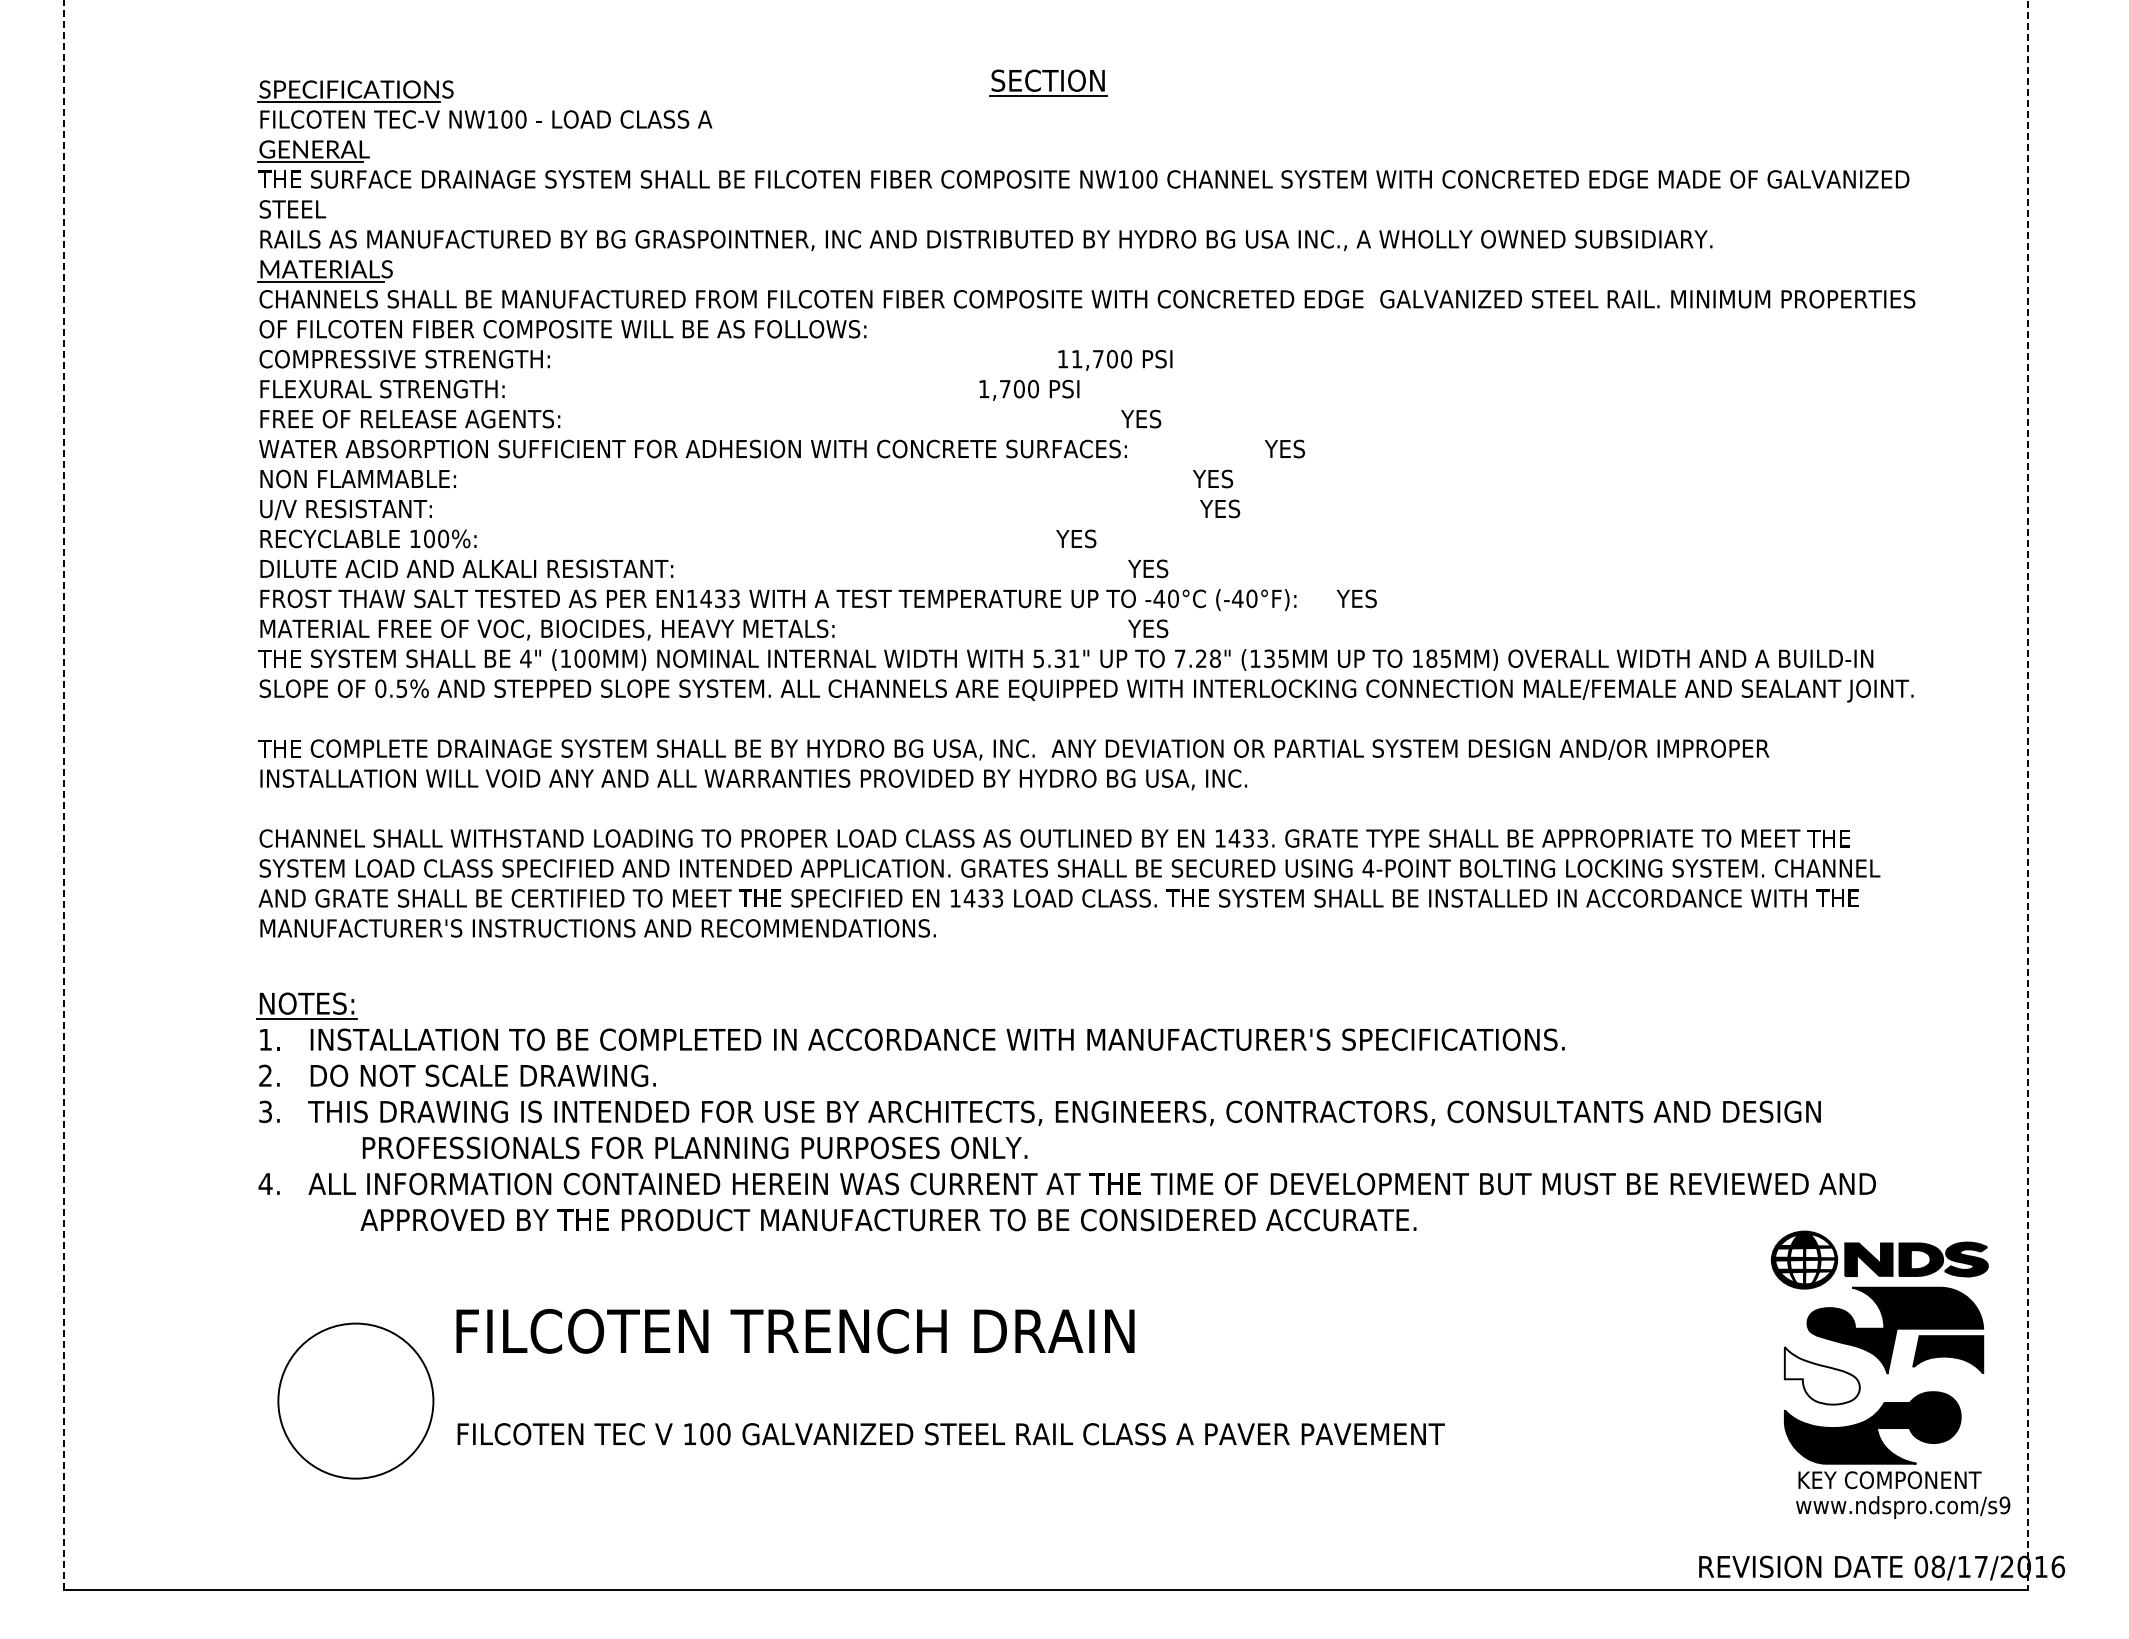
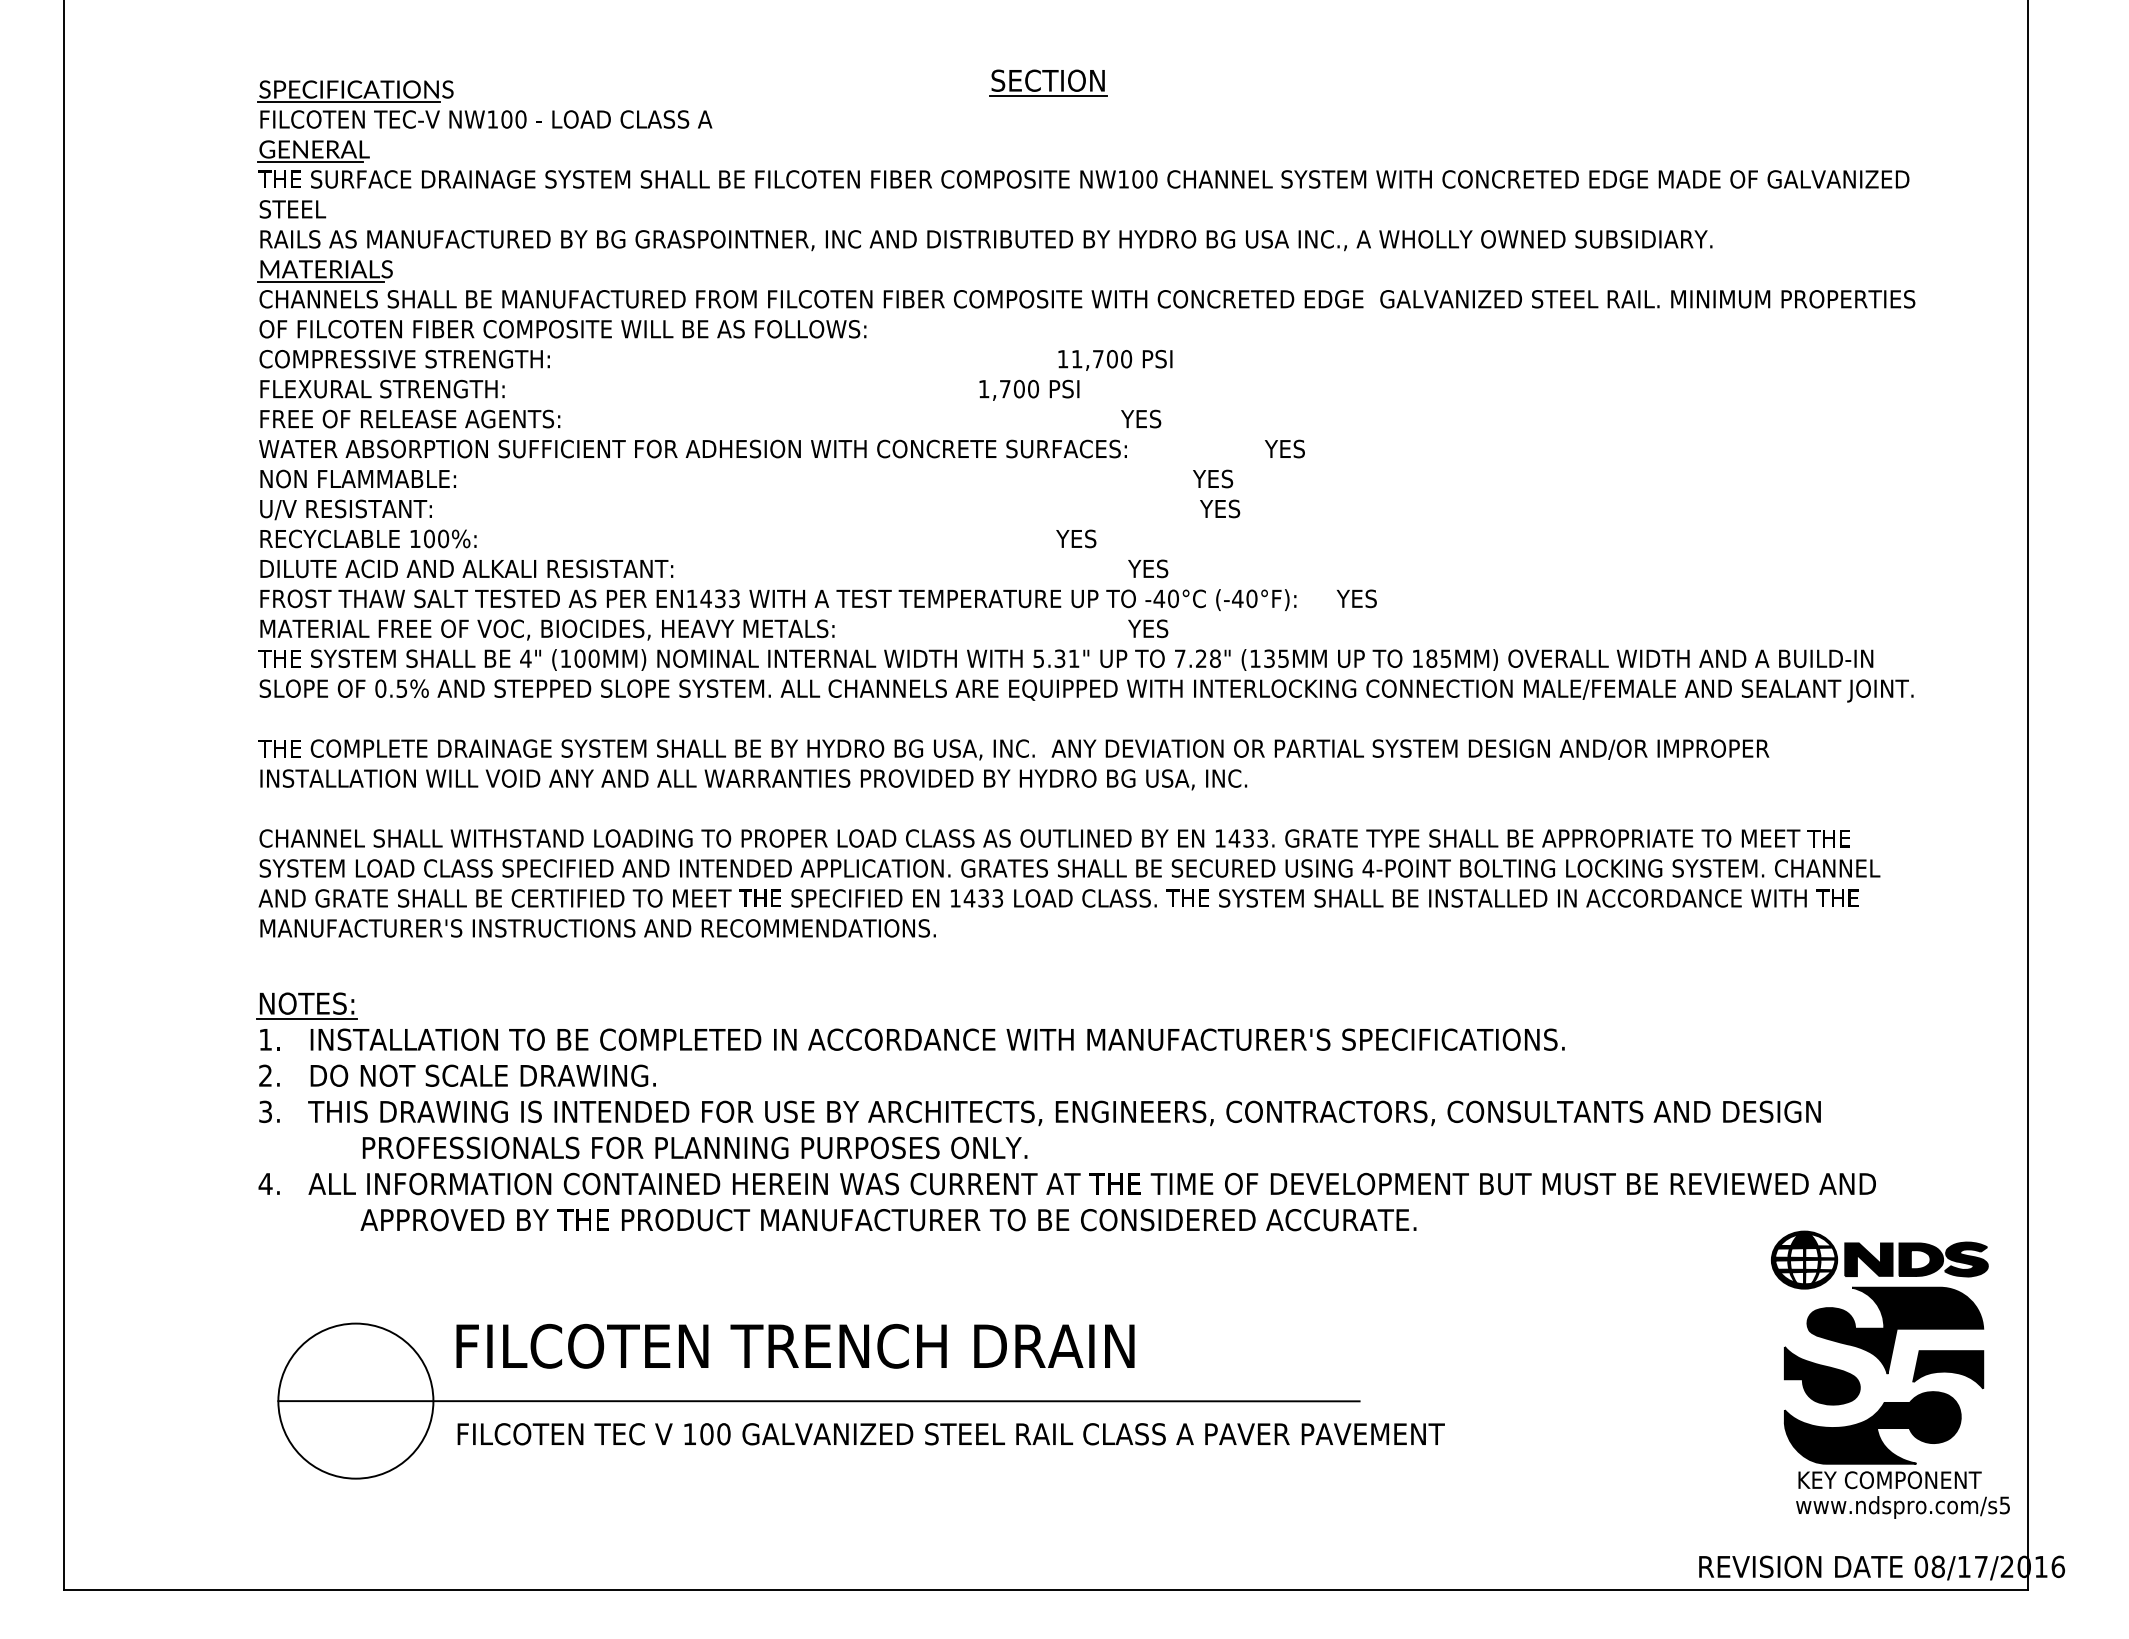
line: dashed -> solid (63, 794)
line: dashed -> solid (2027, 795)
text position: (795, 1331) -> (795, 1346) (795, 1346)
part position: (1948, 1354) -> (1948, 1369) (1948, 1369)
fill: none -> present (1821, 1375)
line: none -> present (818, 1401)
text: www.ndspro.com/s9 -> www.ndspro.com/s5 (2004, 1504)
